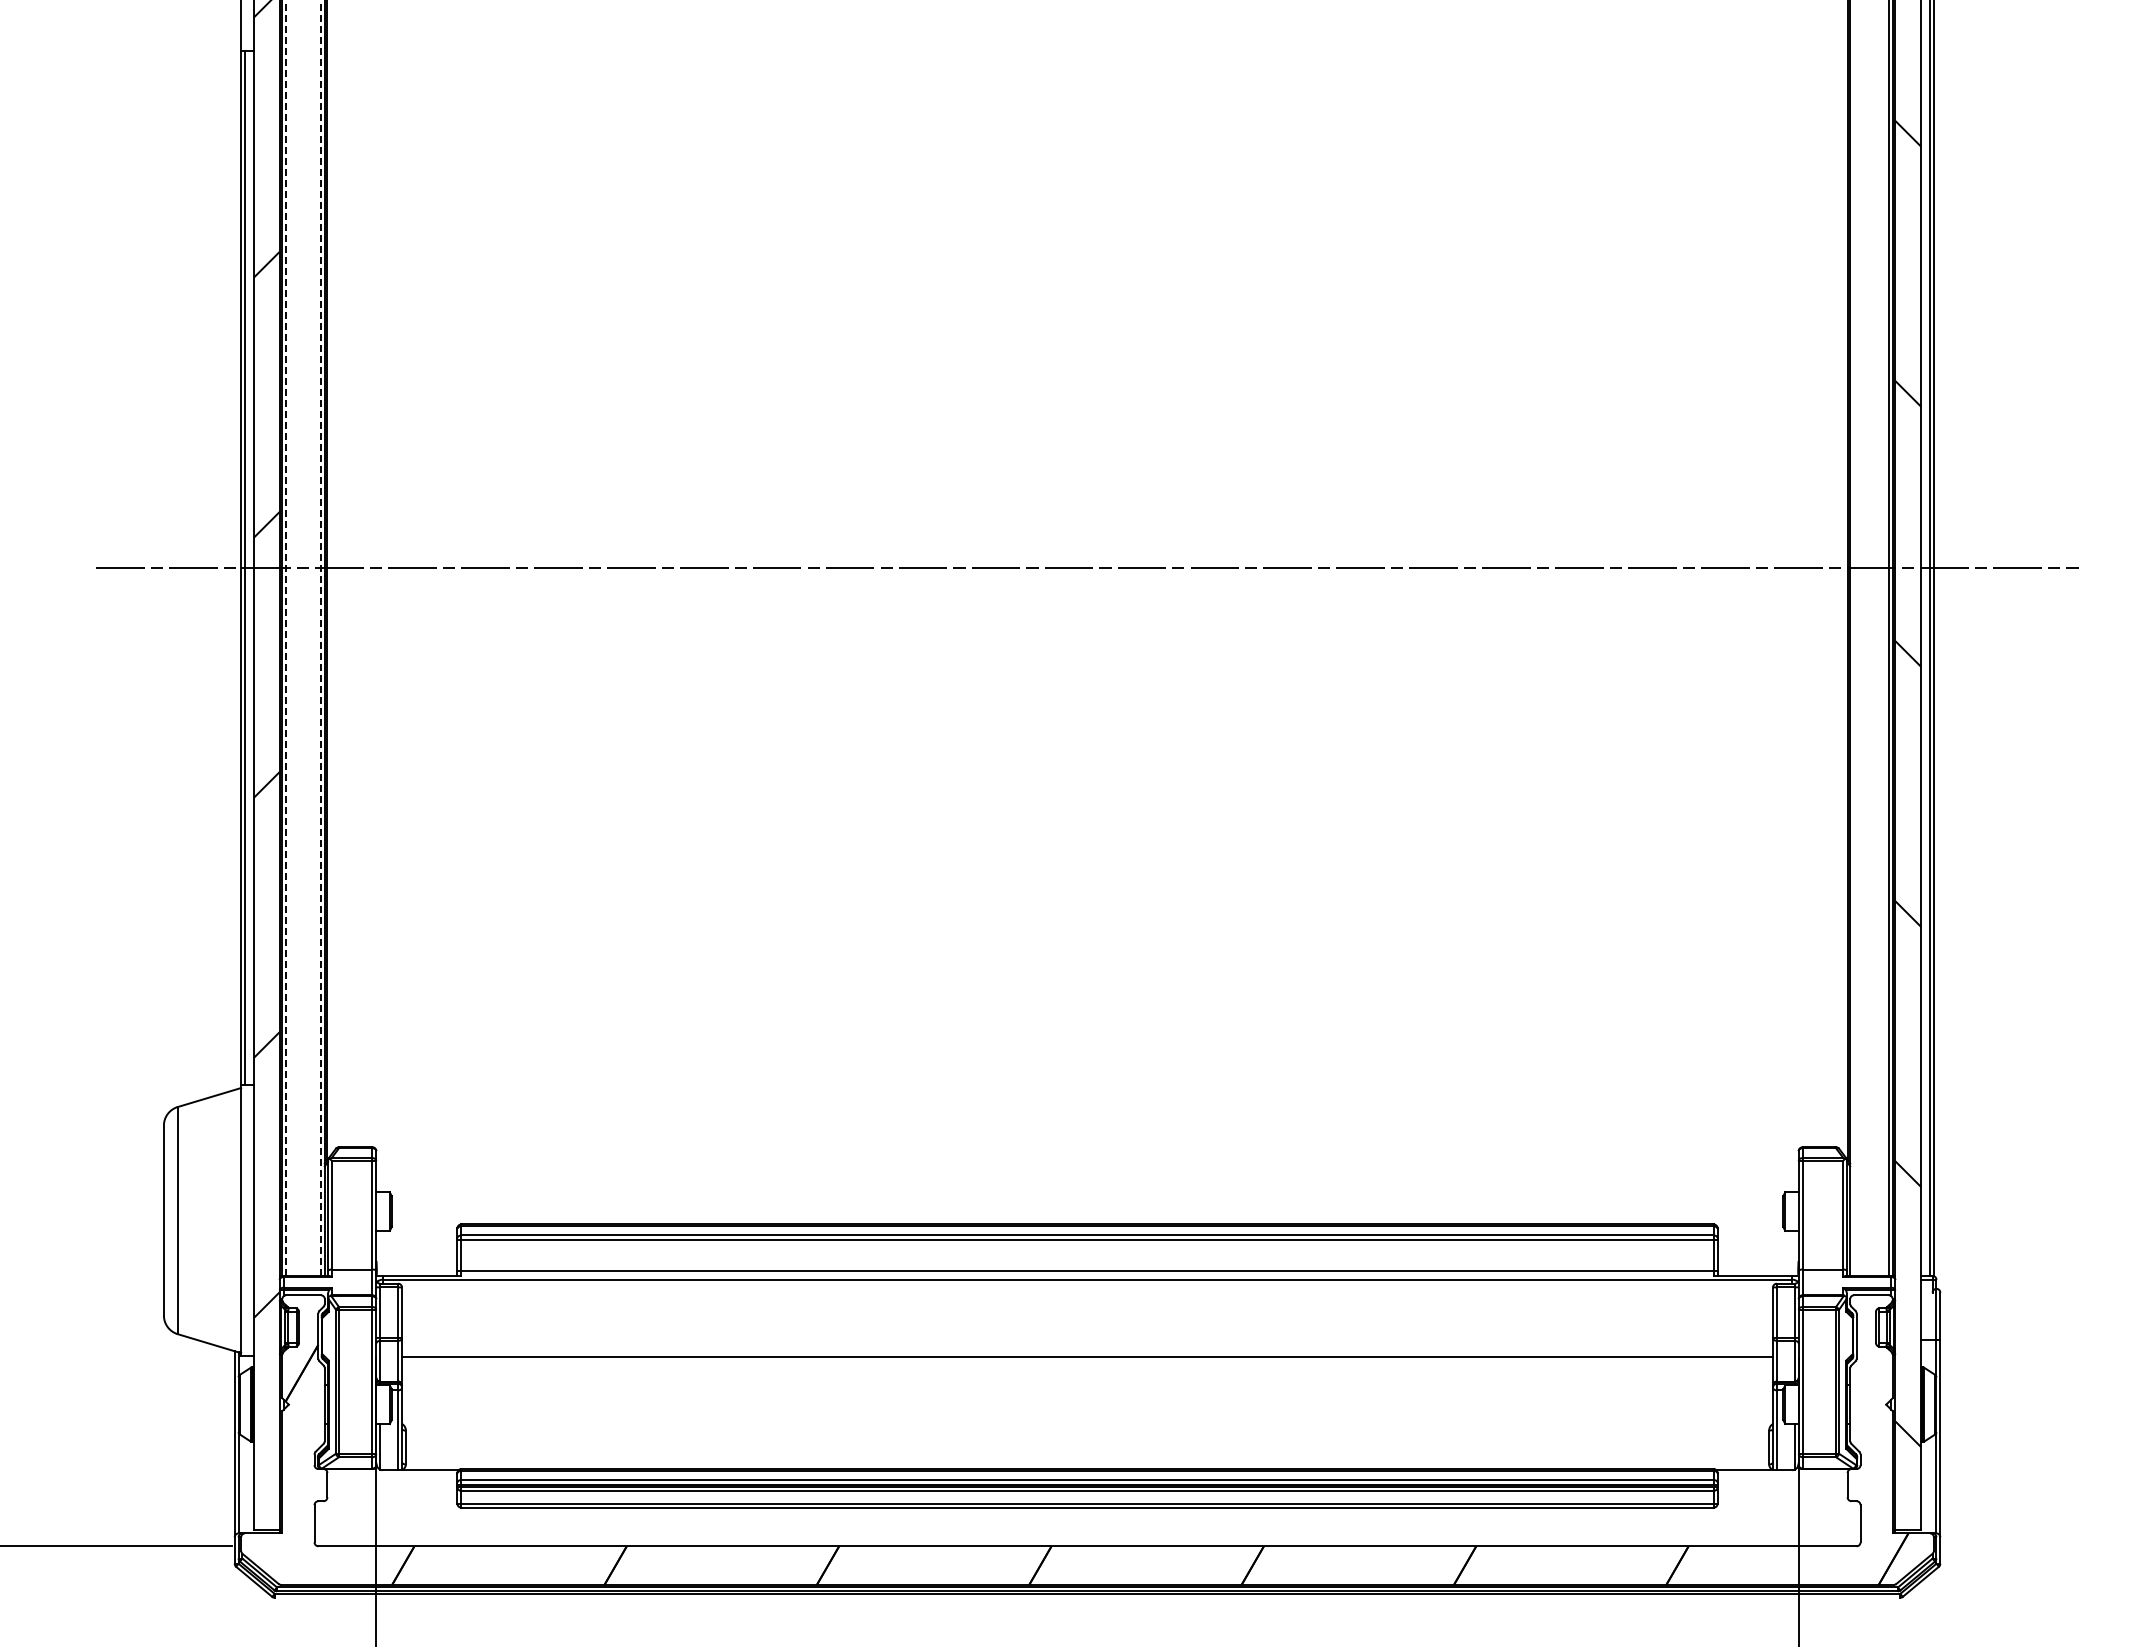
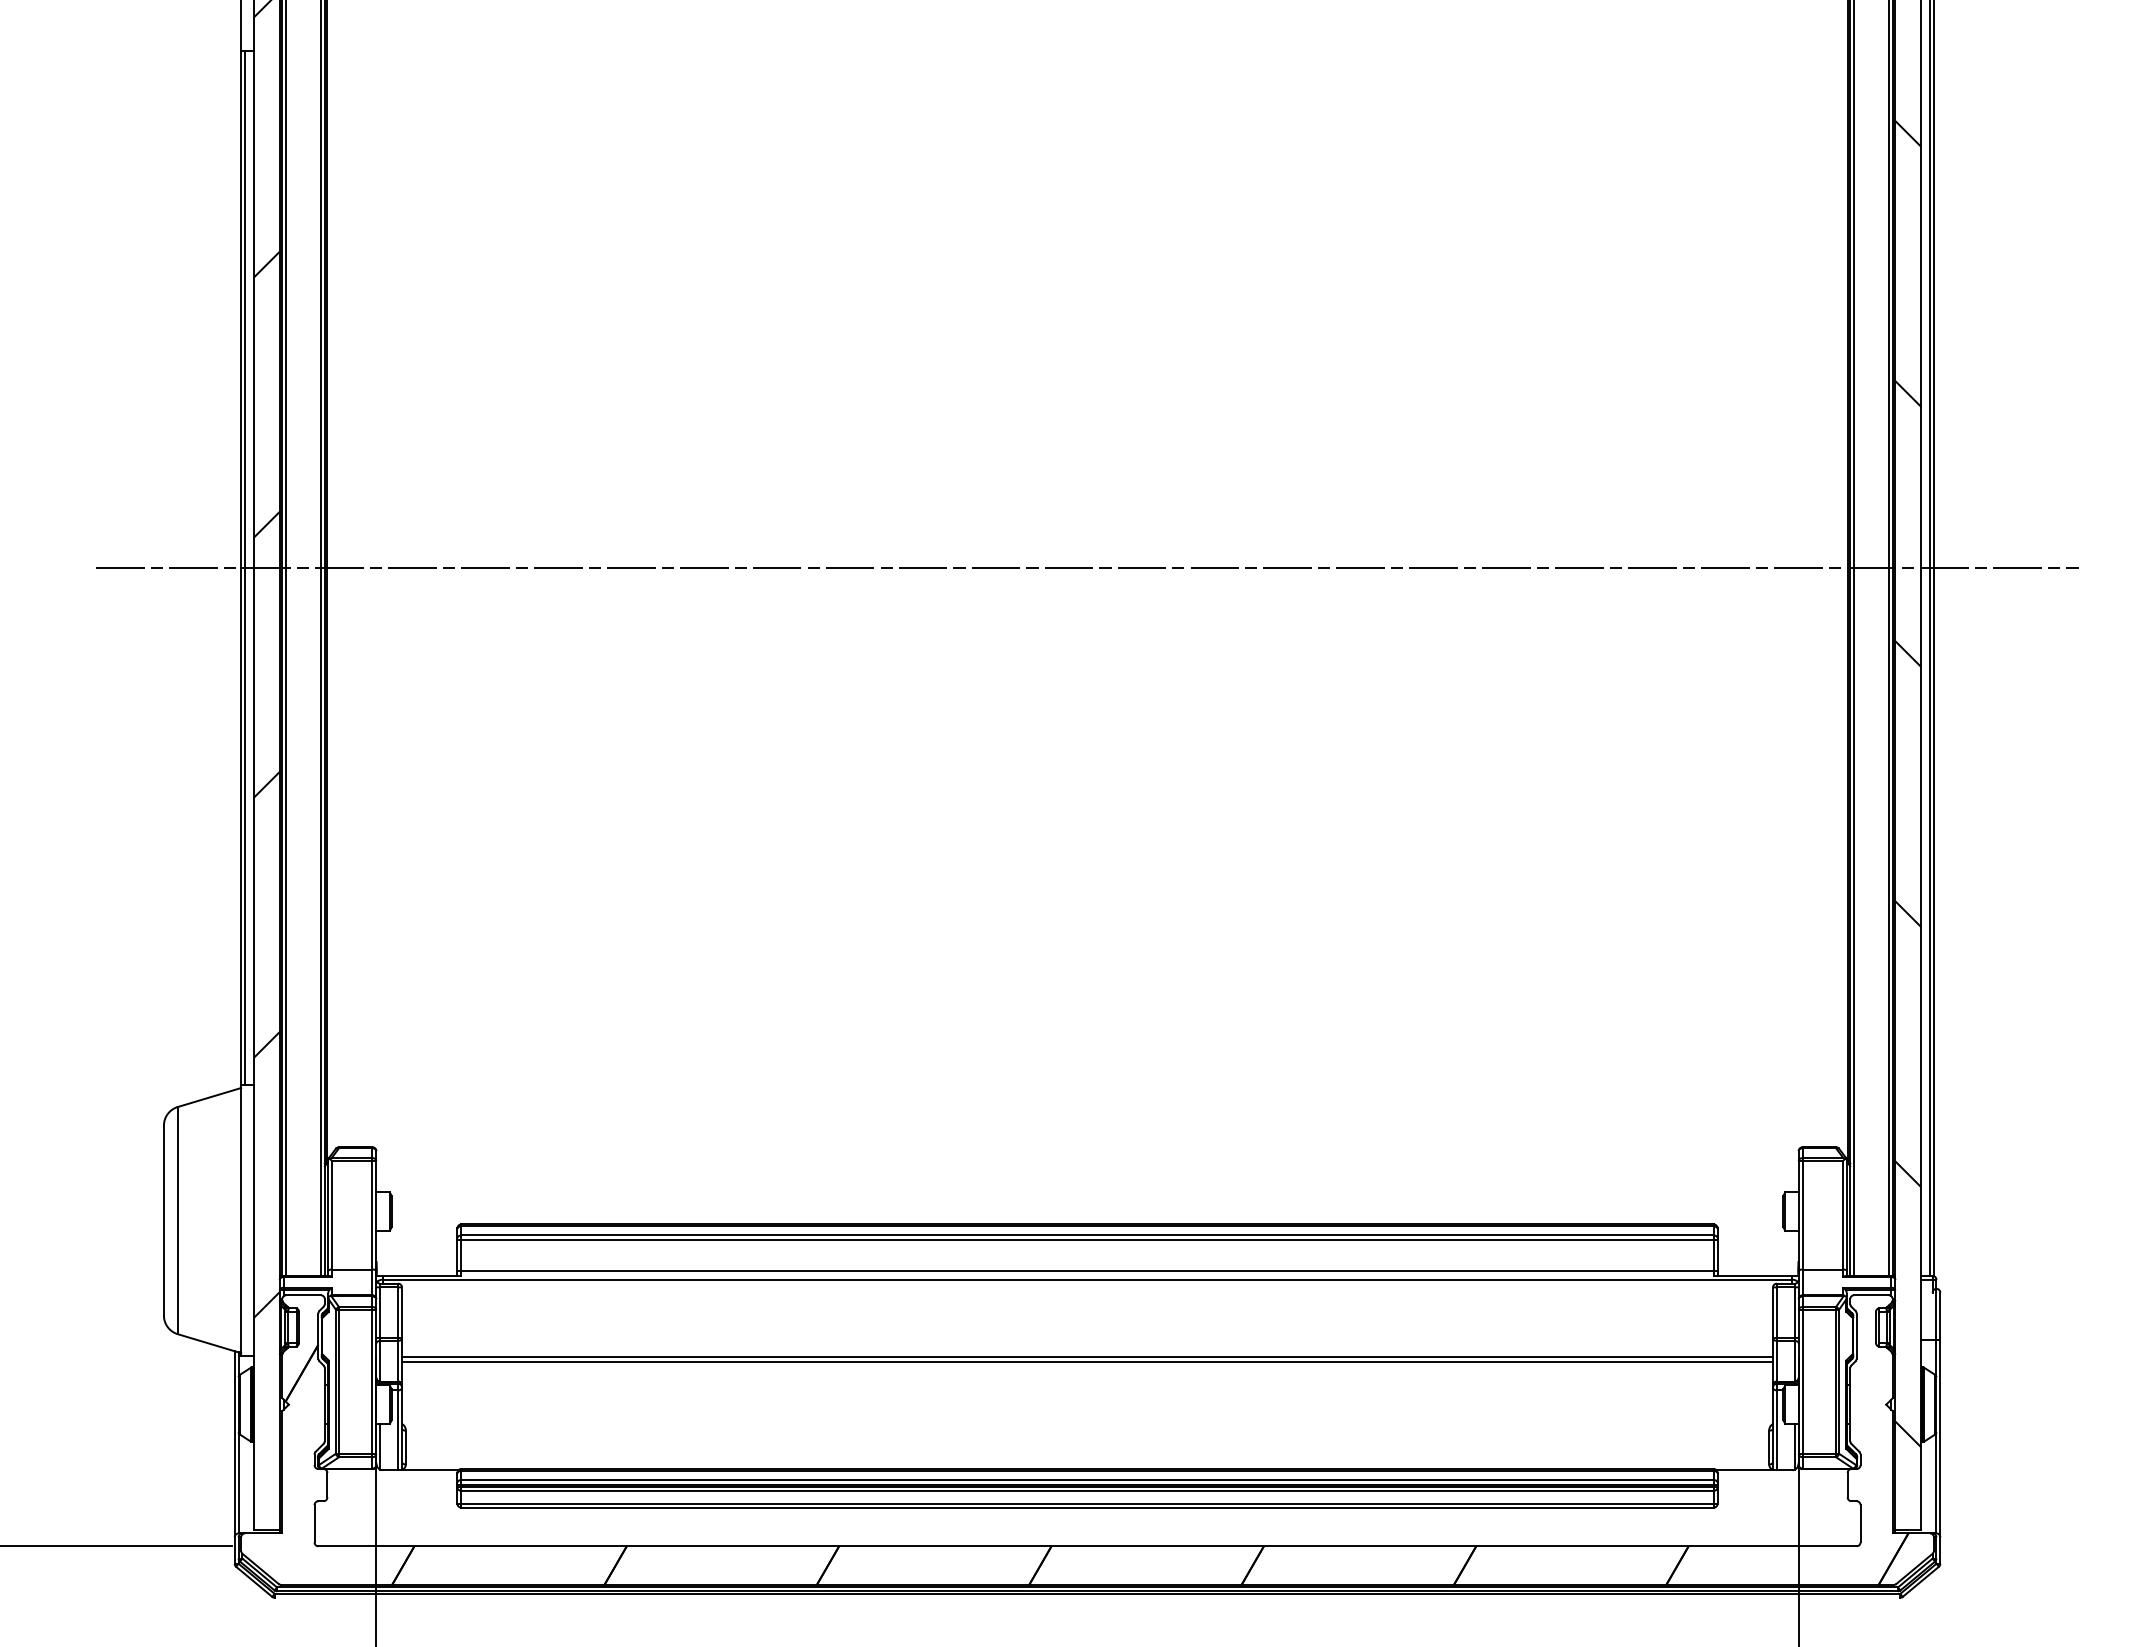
line: dashed -> solid (286, 637)
line: dashed -> solid (320, 637)
line: none -> present (1854, 638)
line: none -> present (1087, 1361)
